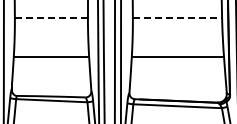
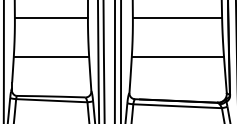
line: dashed -> solid (51, 17)
line: dashed -> solid (177, 17)
